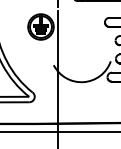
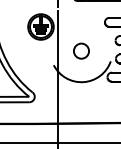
circle: none -> present (81, 50)
line position: (59, 131) -> (59, 142) (59, 142)
